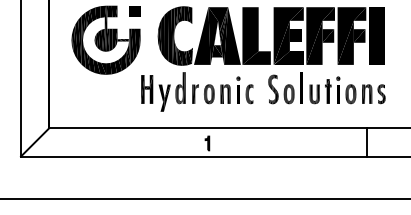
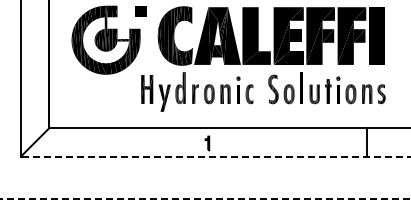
part position: (134, 11) -> (140, 11) (140, 11)
line: solid -> dashed (215, 156)
line: solid -> dashed (205, 198)
